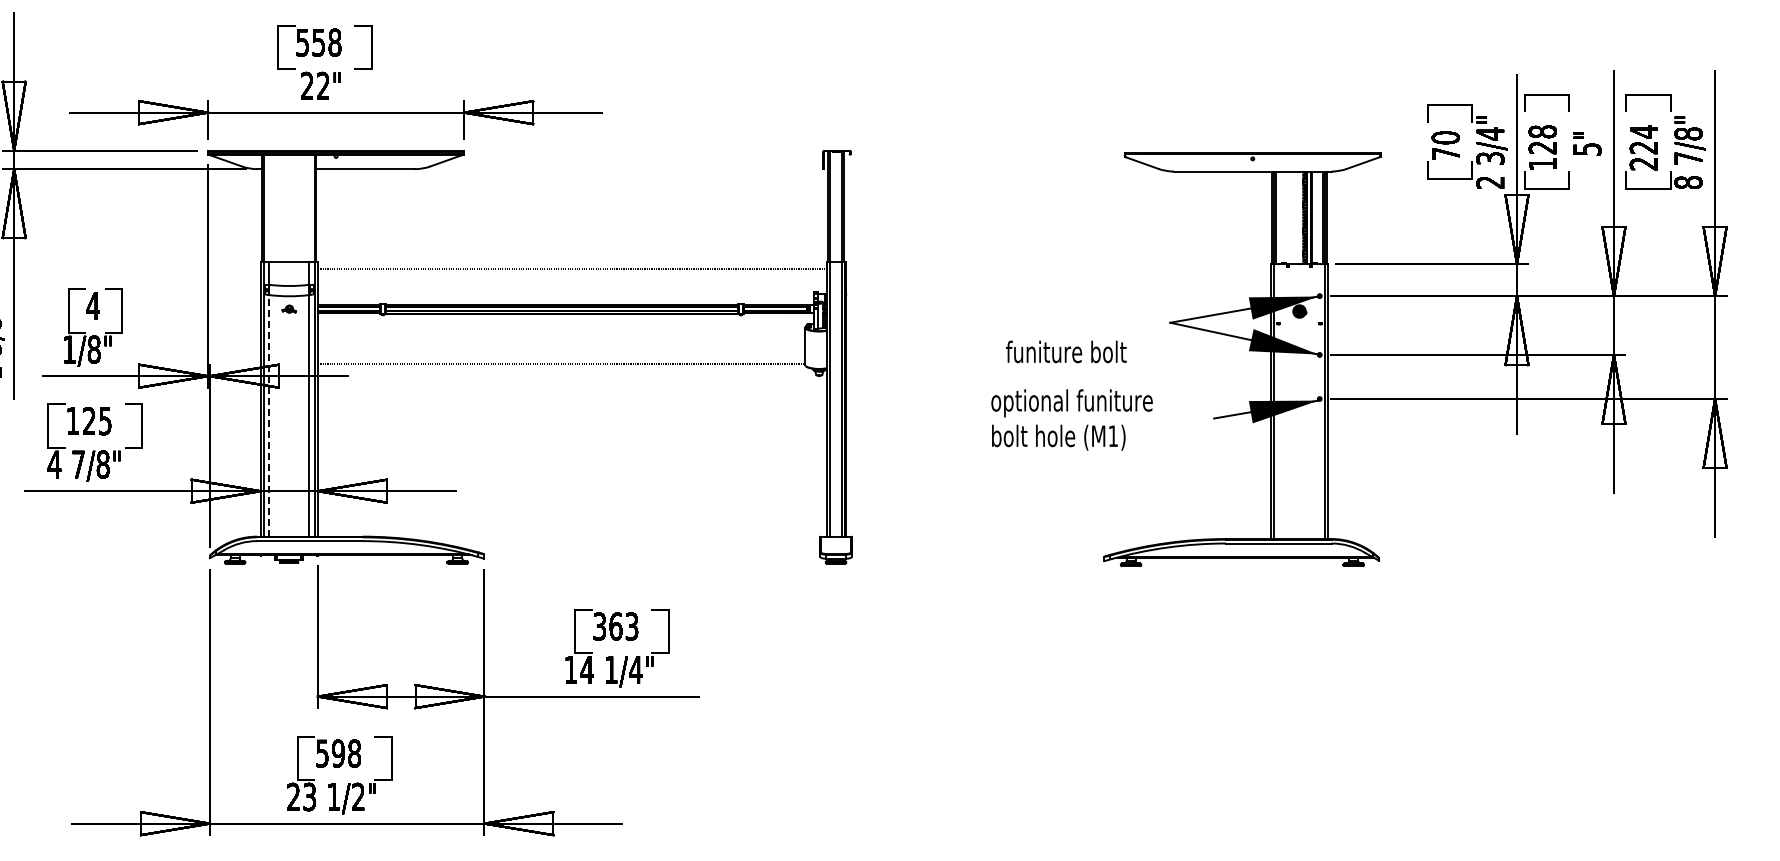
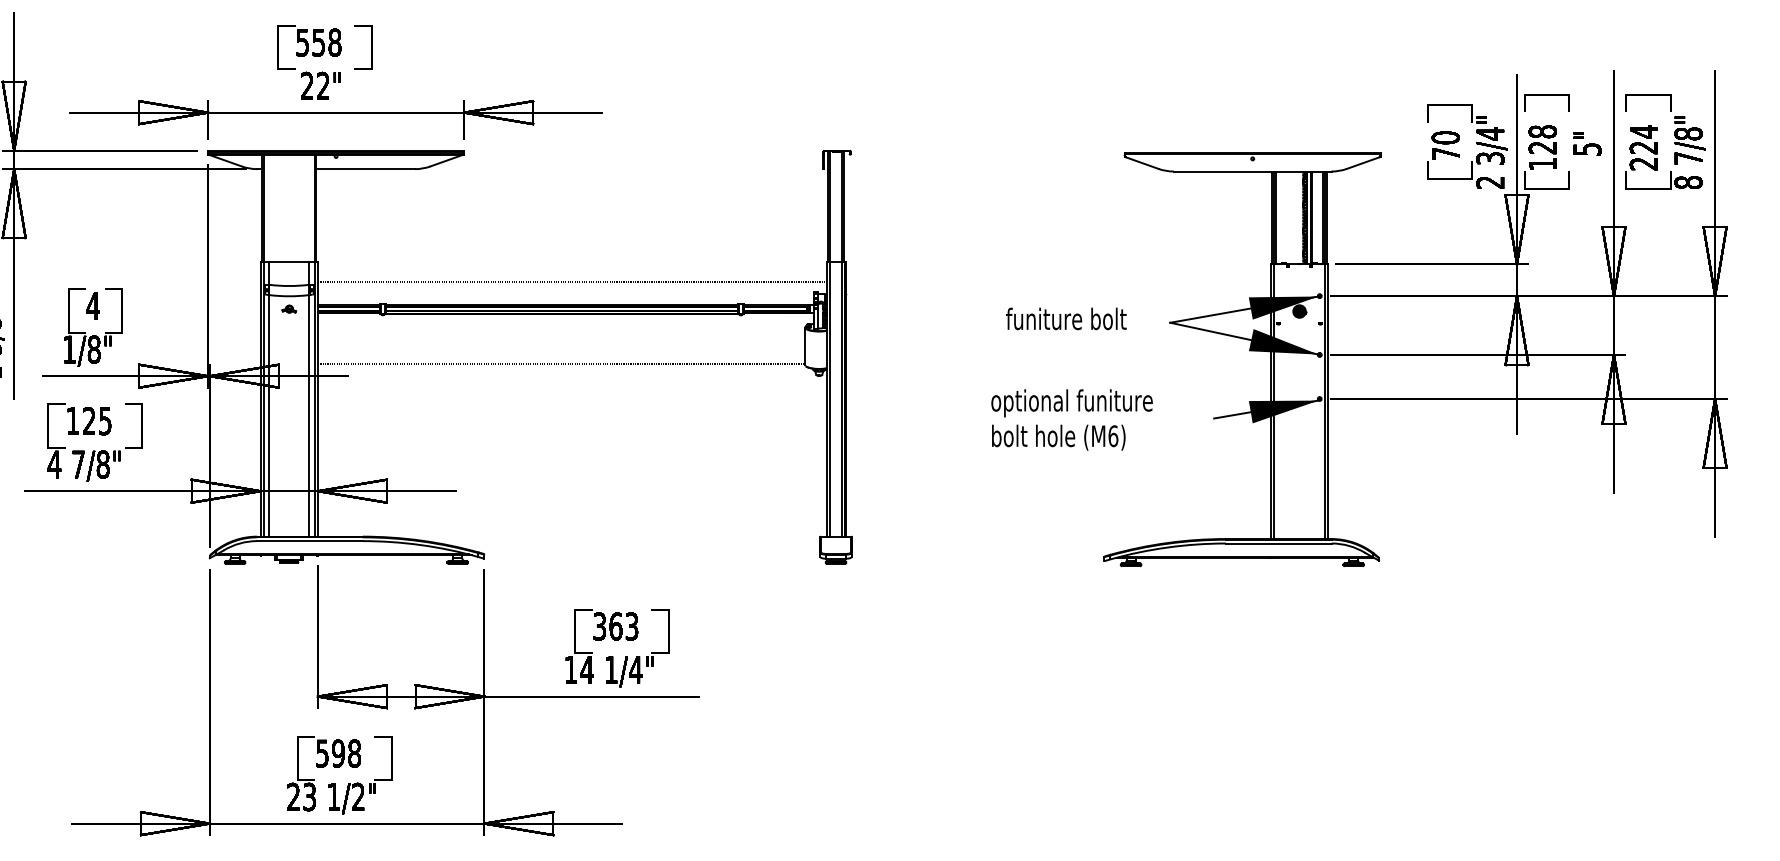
line position: (572, 268) -> (572, 281) (572, 281)
text position: (1066, 351) -> (1066, 318) (1066, 318)
line: dashed -> solid (269, 415)
text: (M1) -> (M6) (1113, 436)
